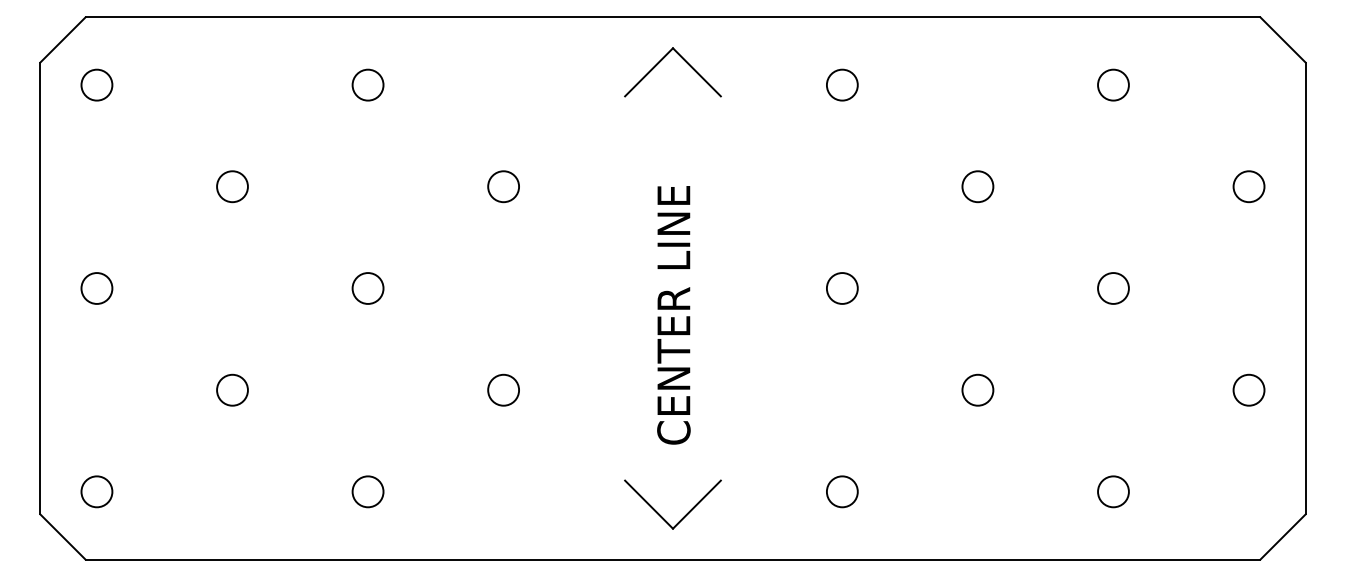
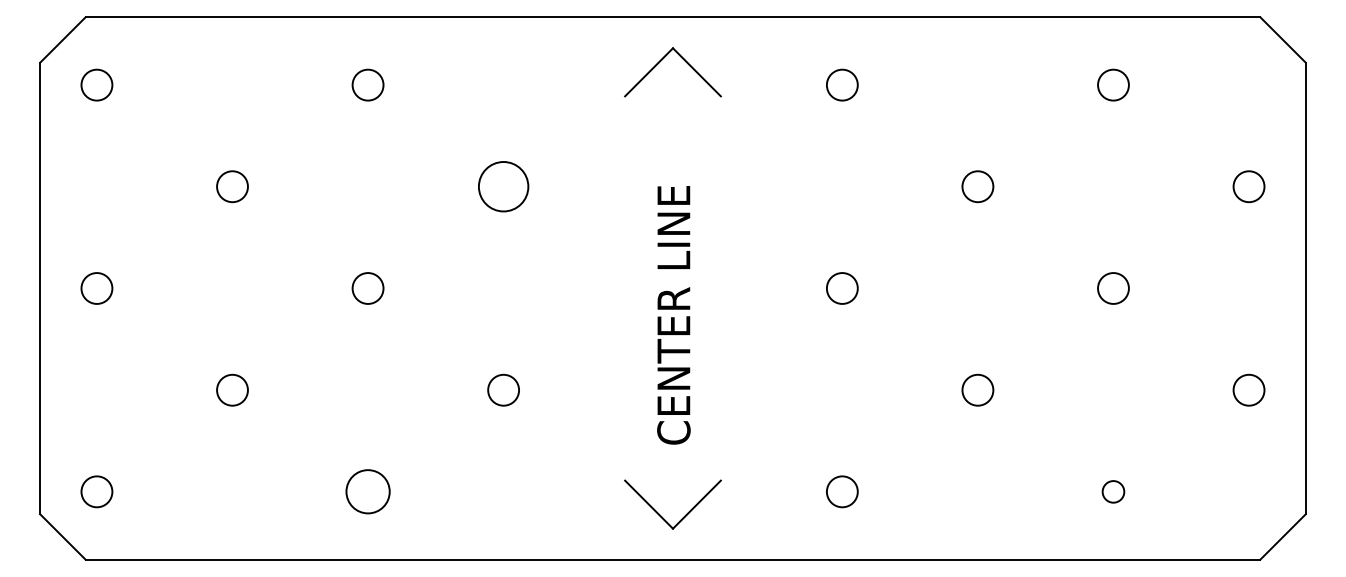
circle diameter: 31 px -> 49 px (503, 186)
circle size: 34x34 px -> 46x46 px (367, 491)
circle size: 33x34 px -> 25x24 px (1113, 491)
